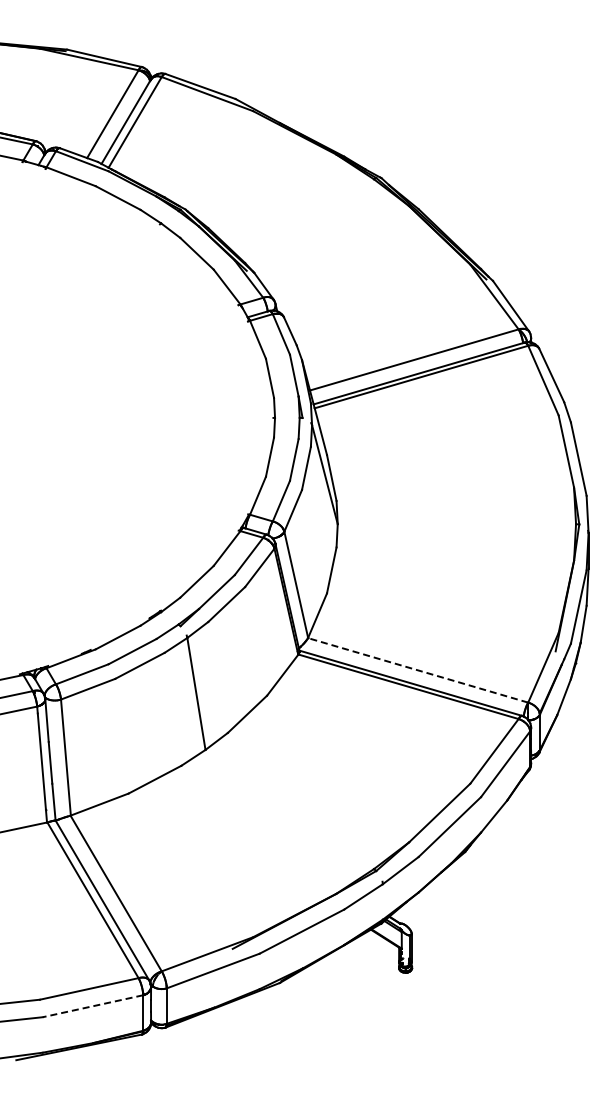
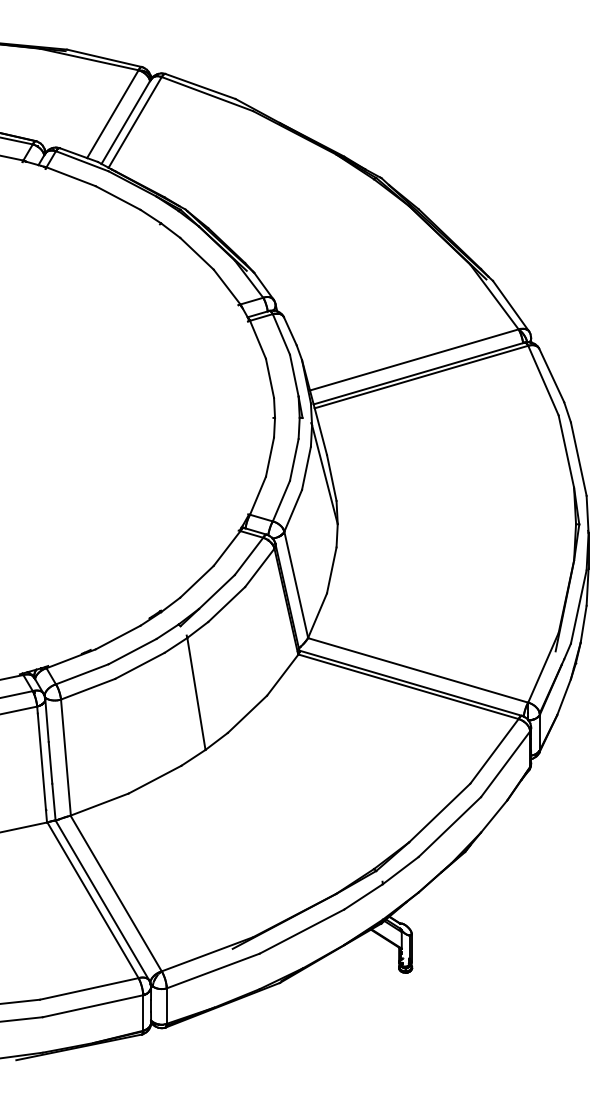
line: dashed -> solid (418, 670)
line: dashed -> solid (92, 1006)
